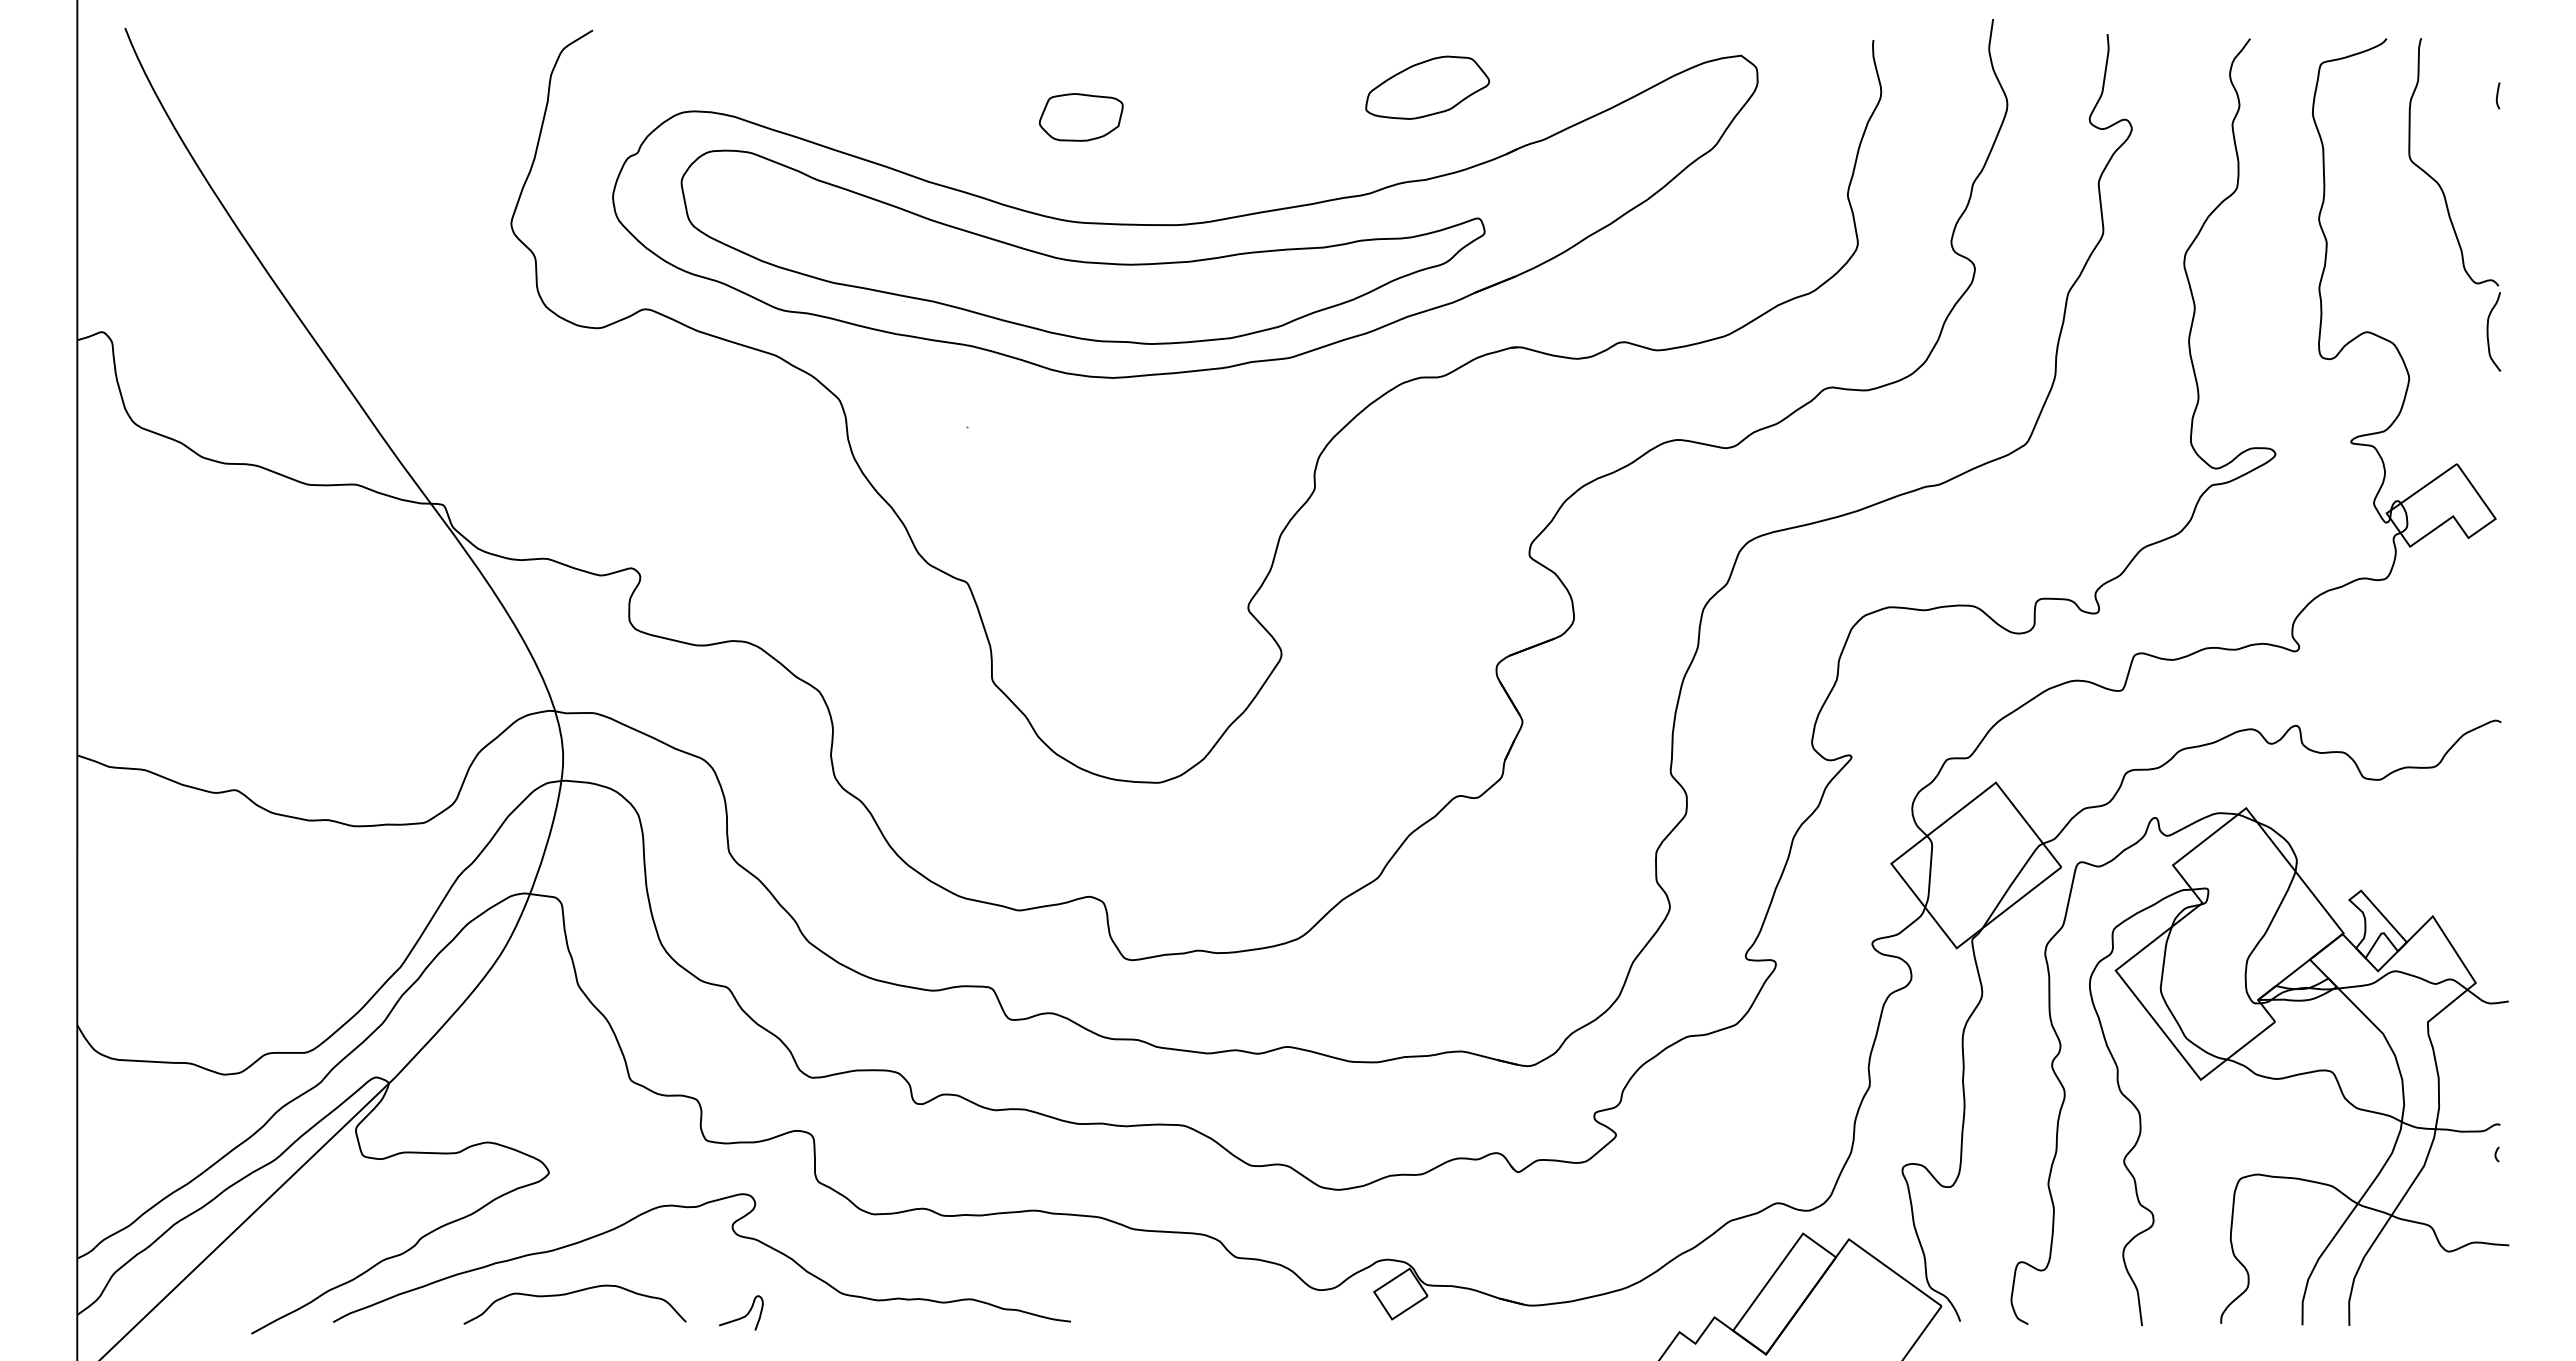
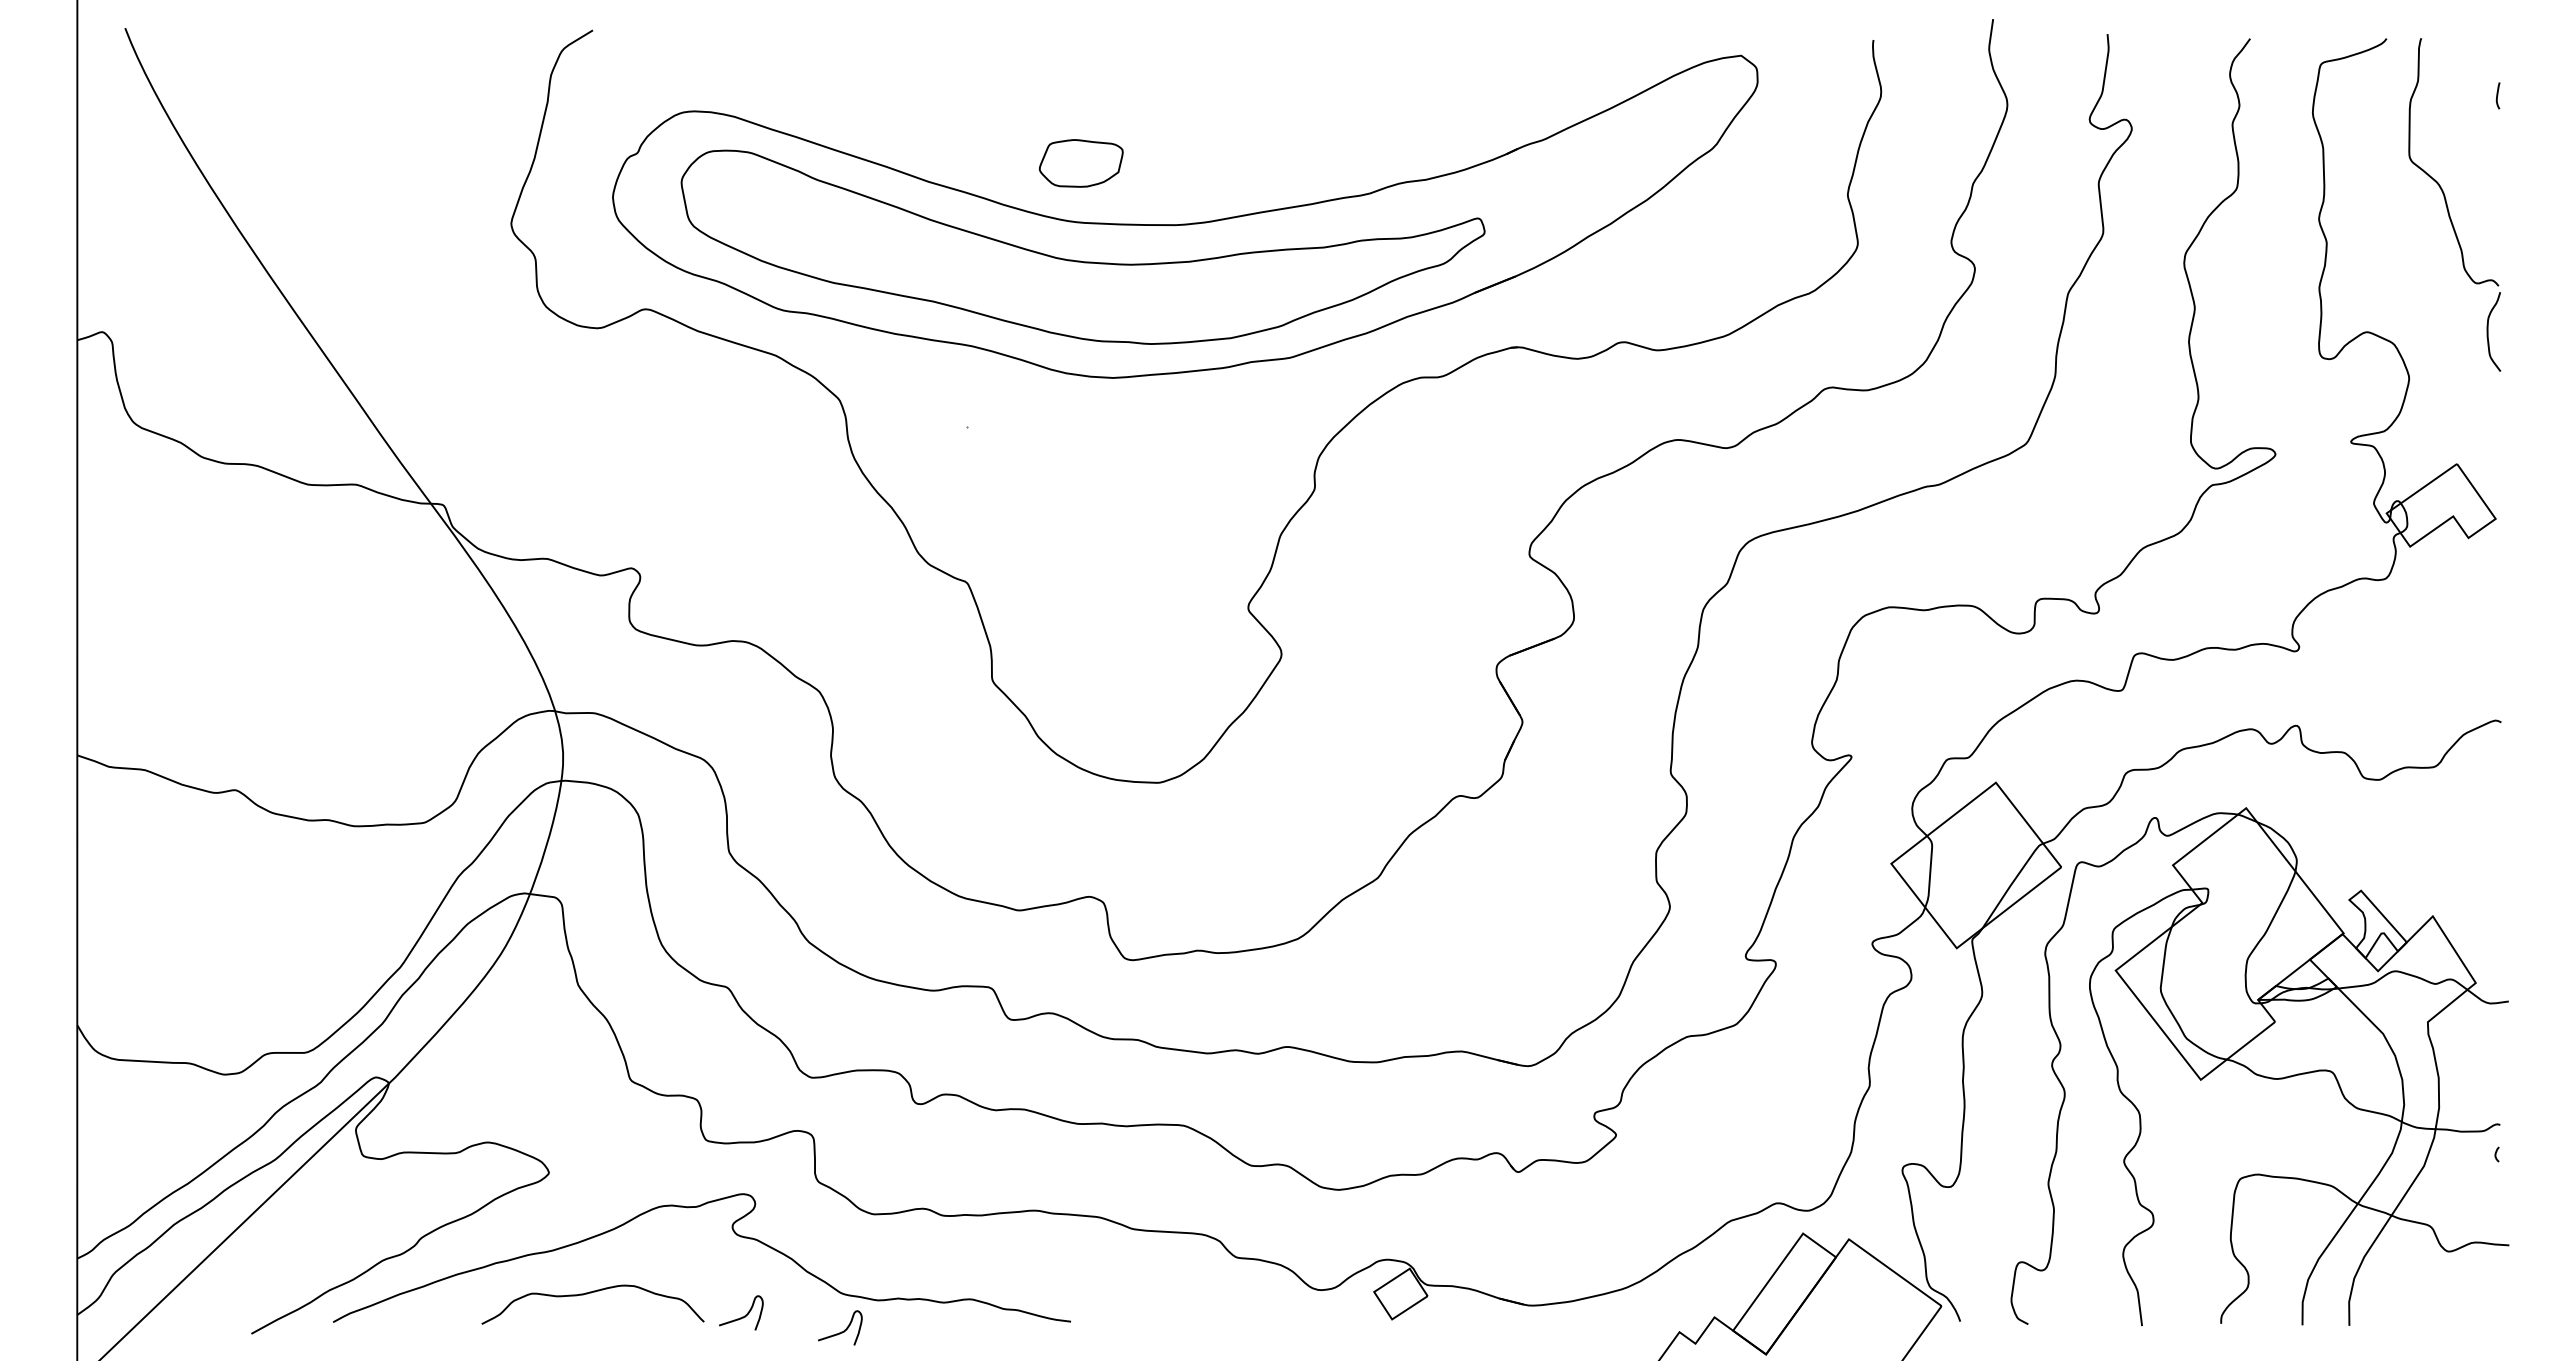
part: present -> none (1427, 87)
part position: (1080, 117) -> (1080, 163) (1080, 163)
curve position: (573, 1293) -> (591, 1293) (591, 1293)
curve: none -> present (841, 1331)
